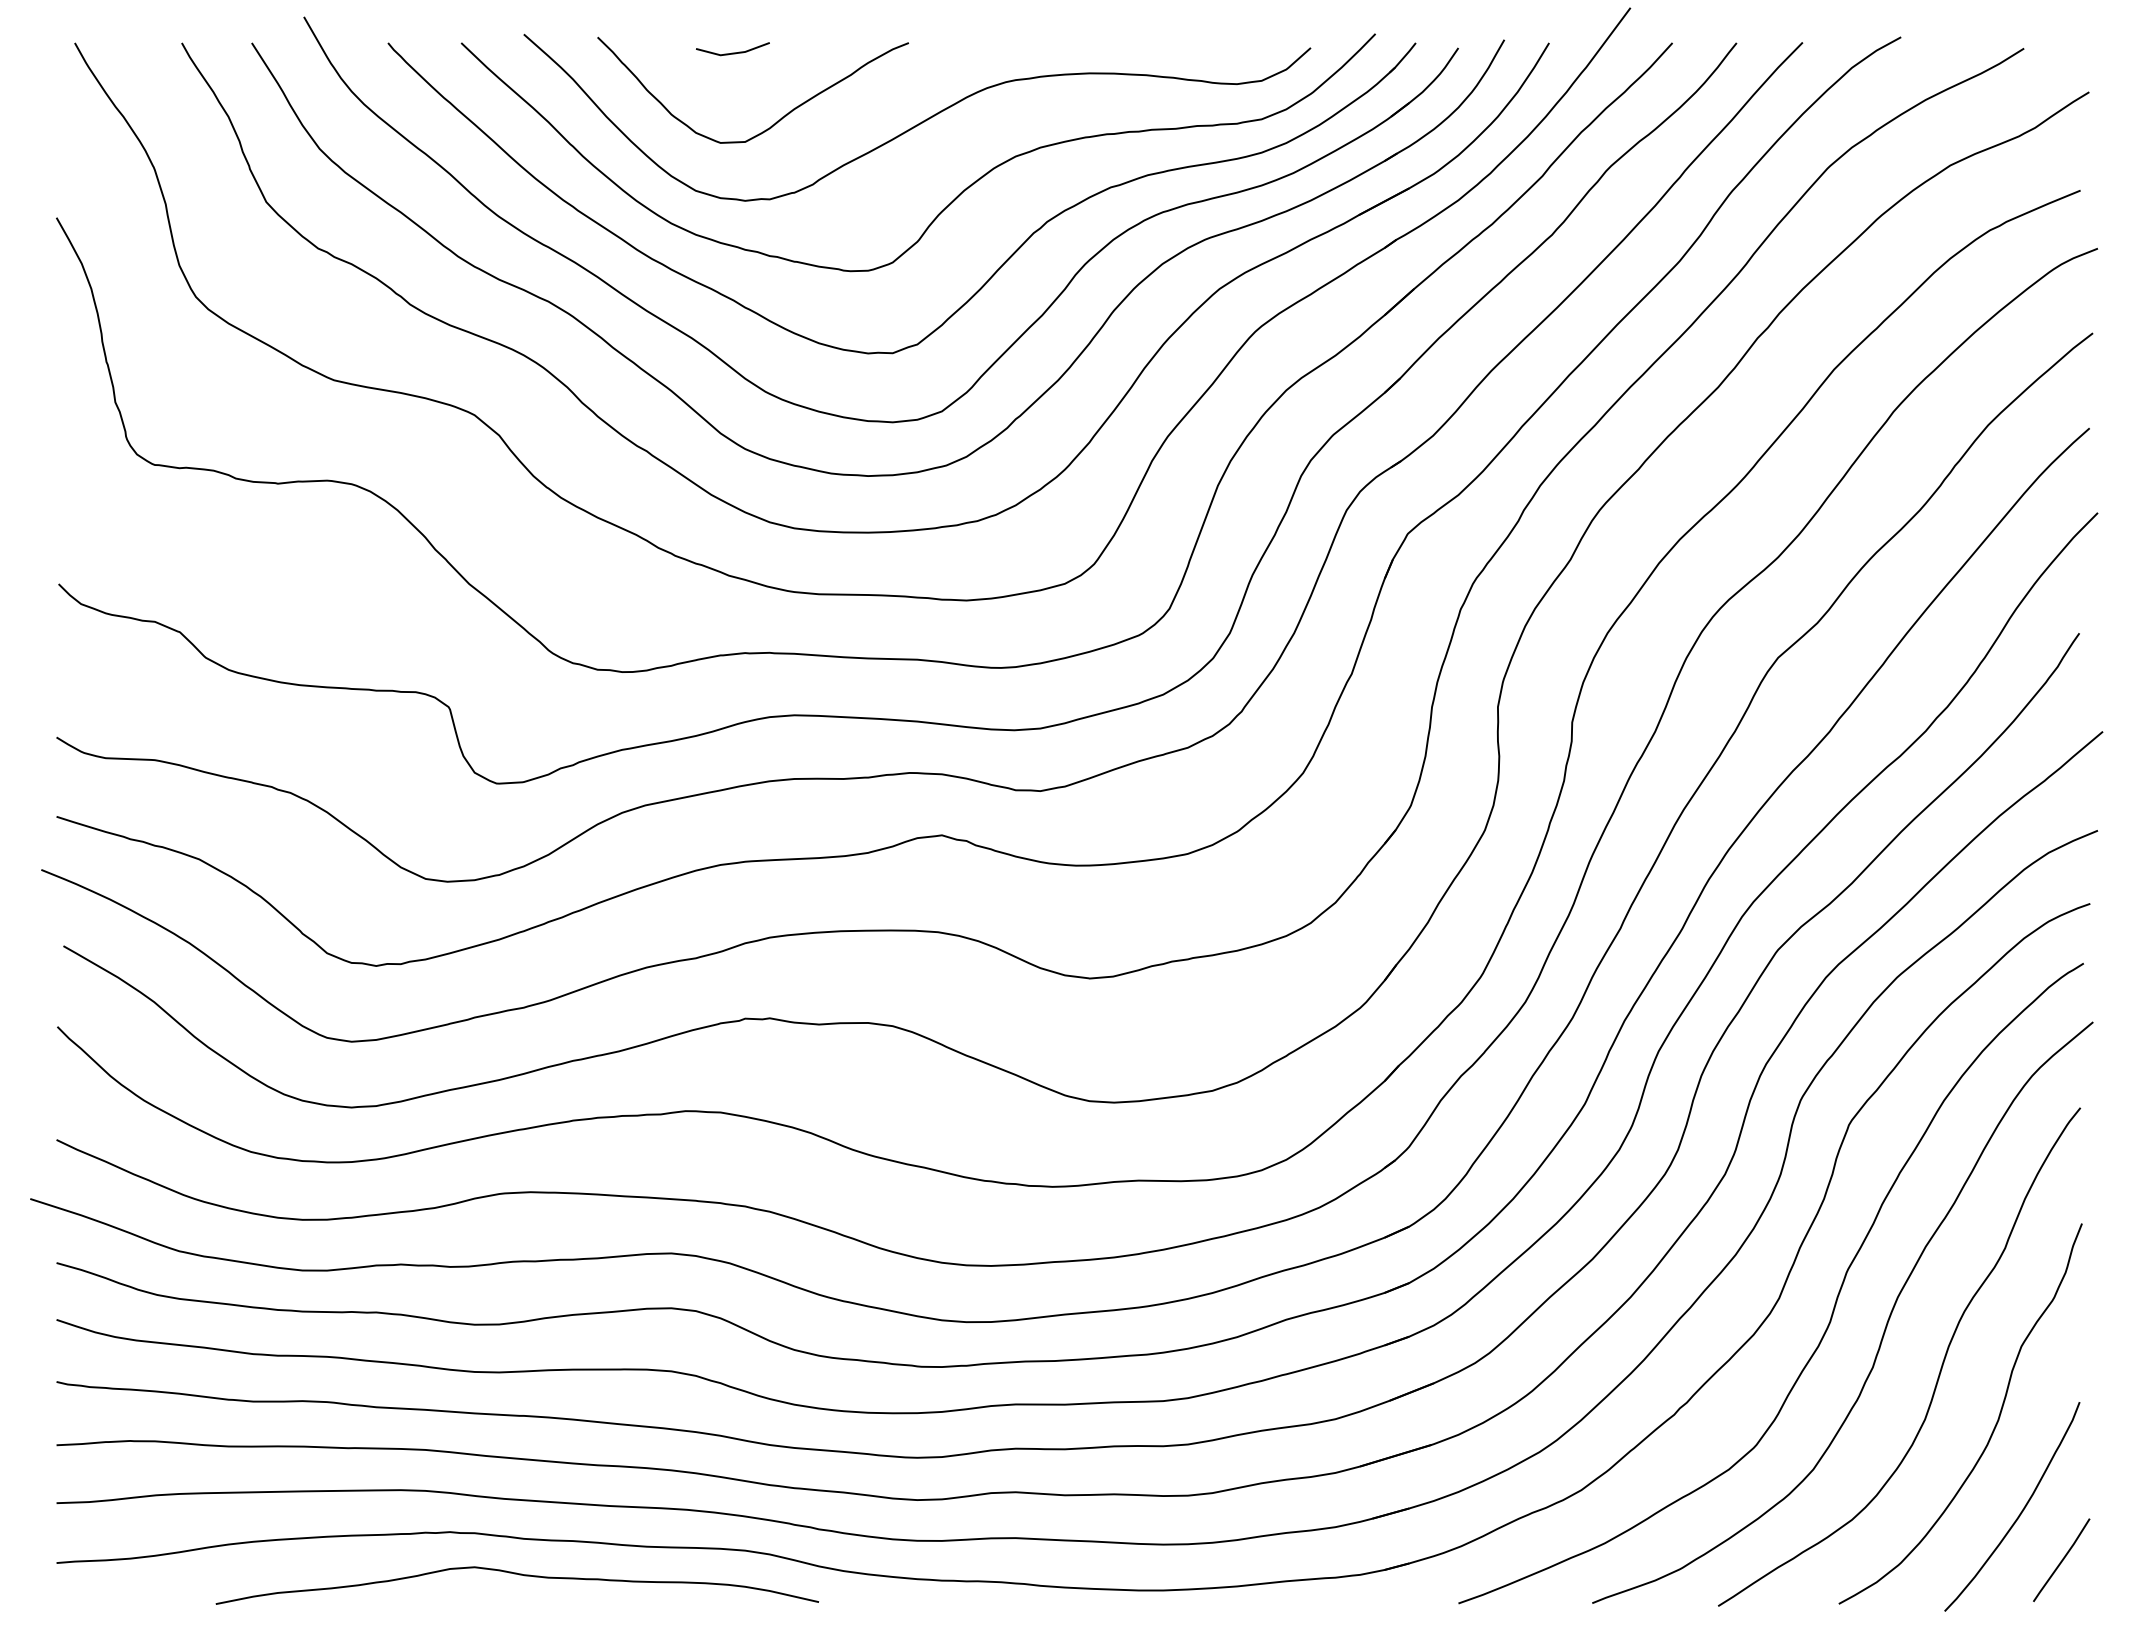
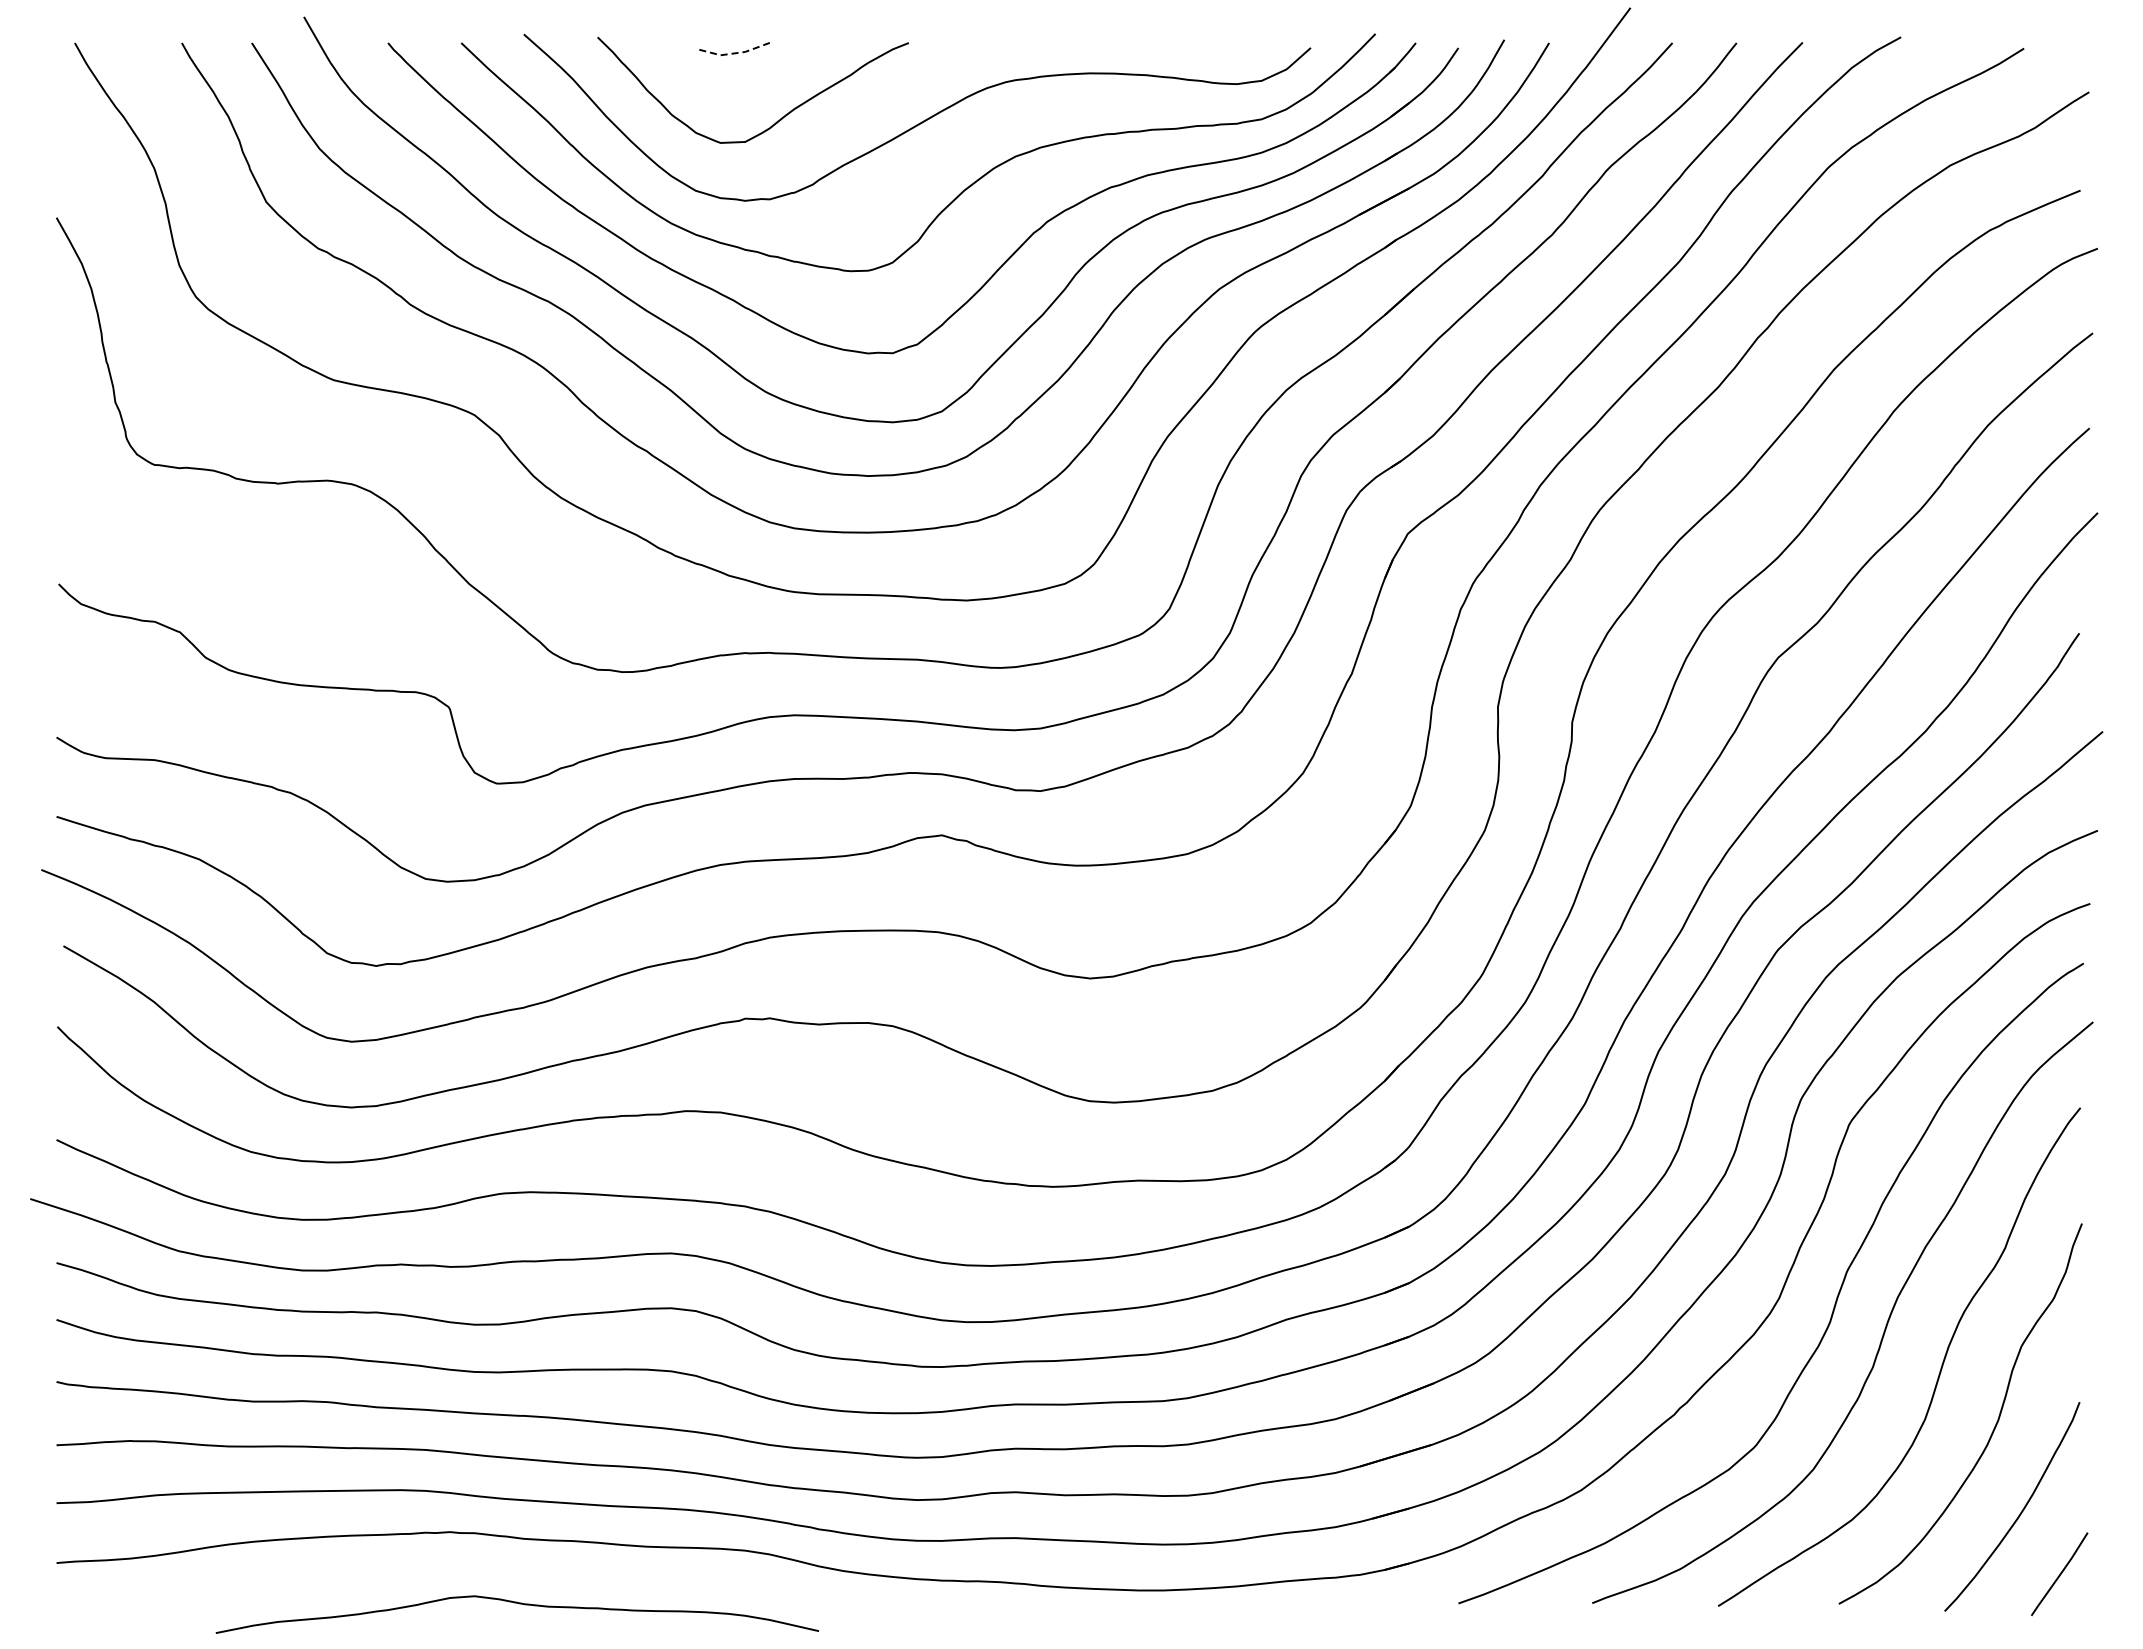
line: solid -> dashed (733, 53)
line position: (2061, 1559) -> (2059, 1573) (2059, 1573)
curve position: (519, 1575) -> (519, 1604) (519, 1604)
